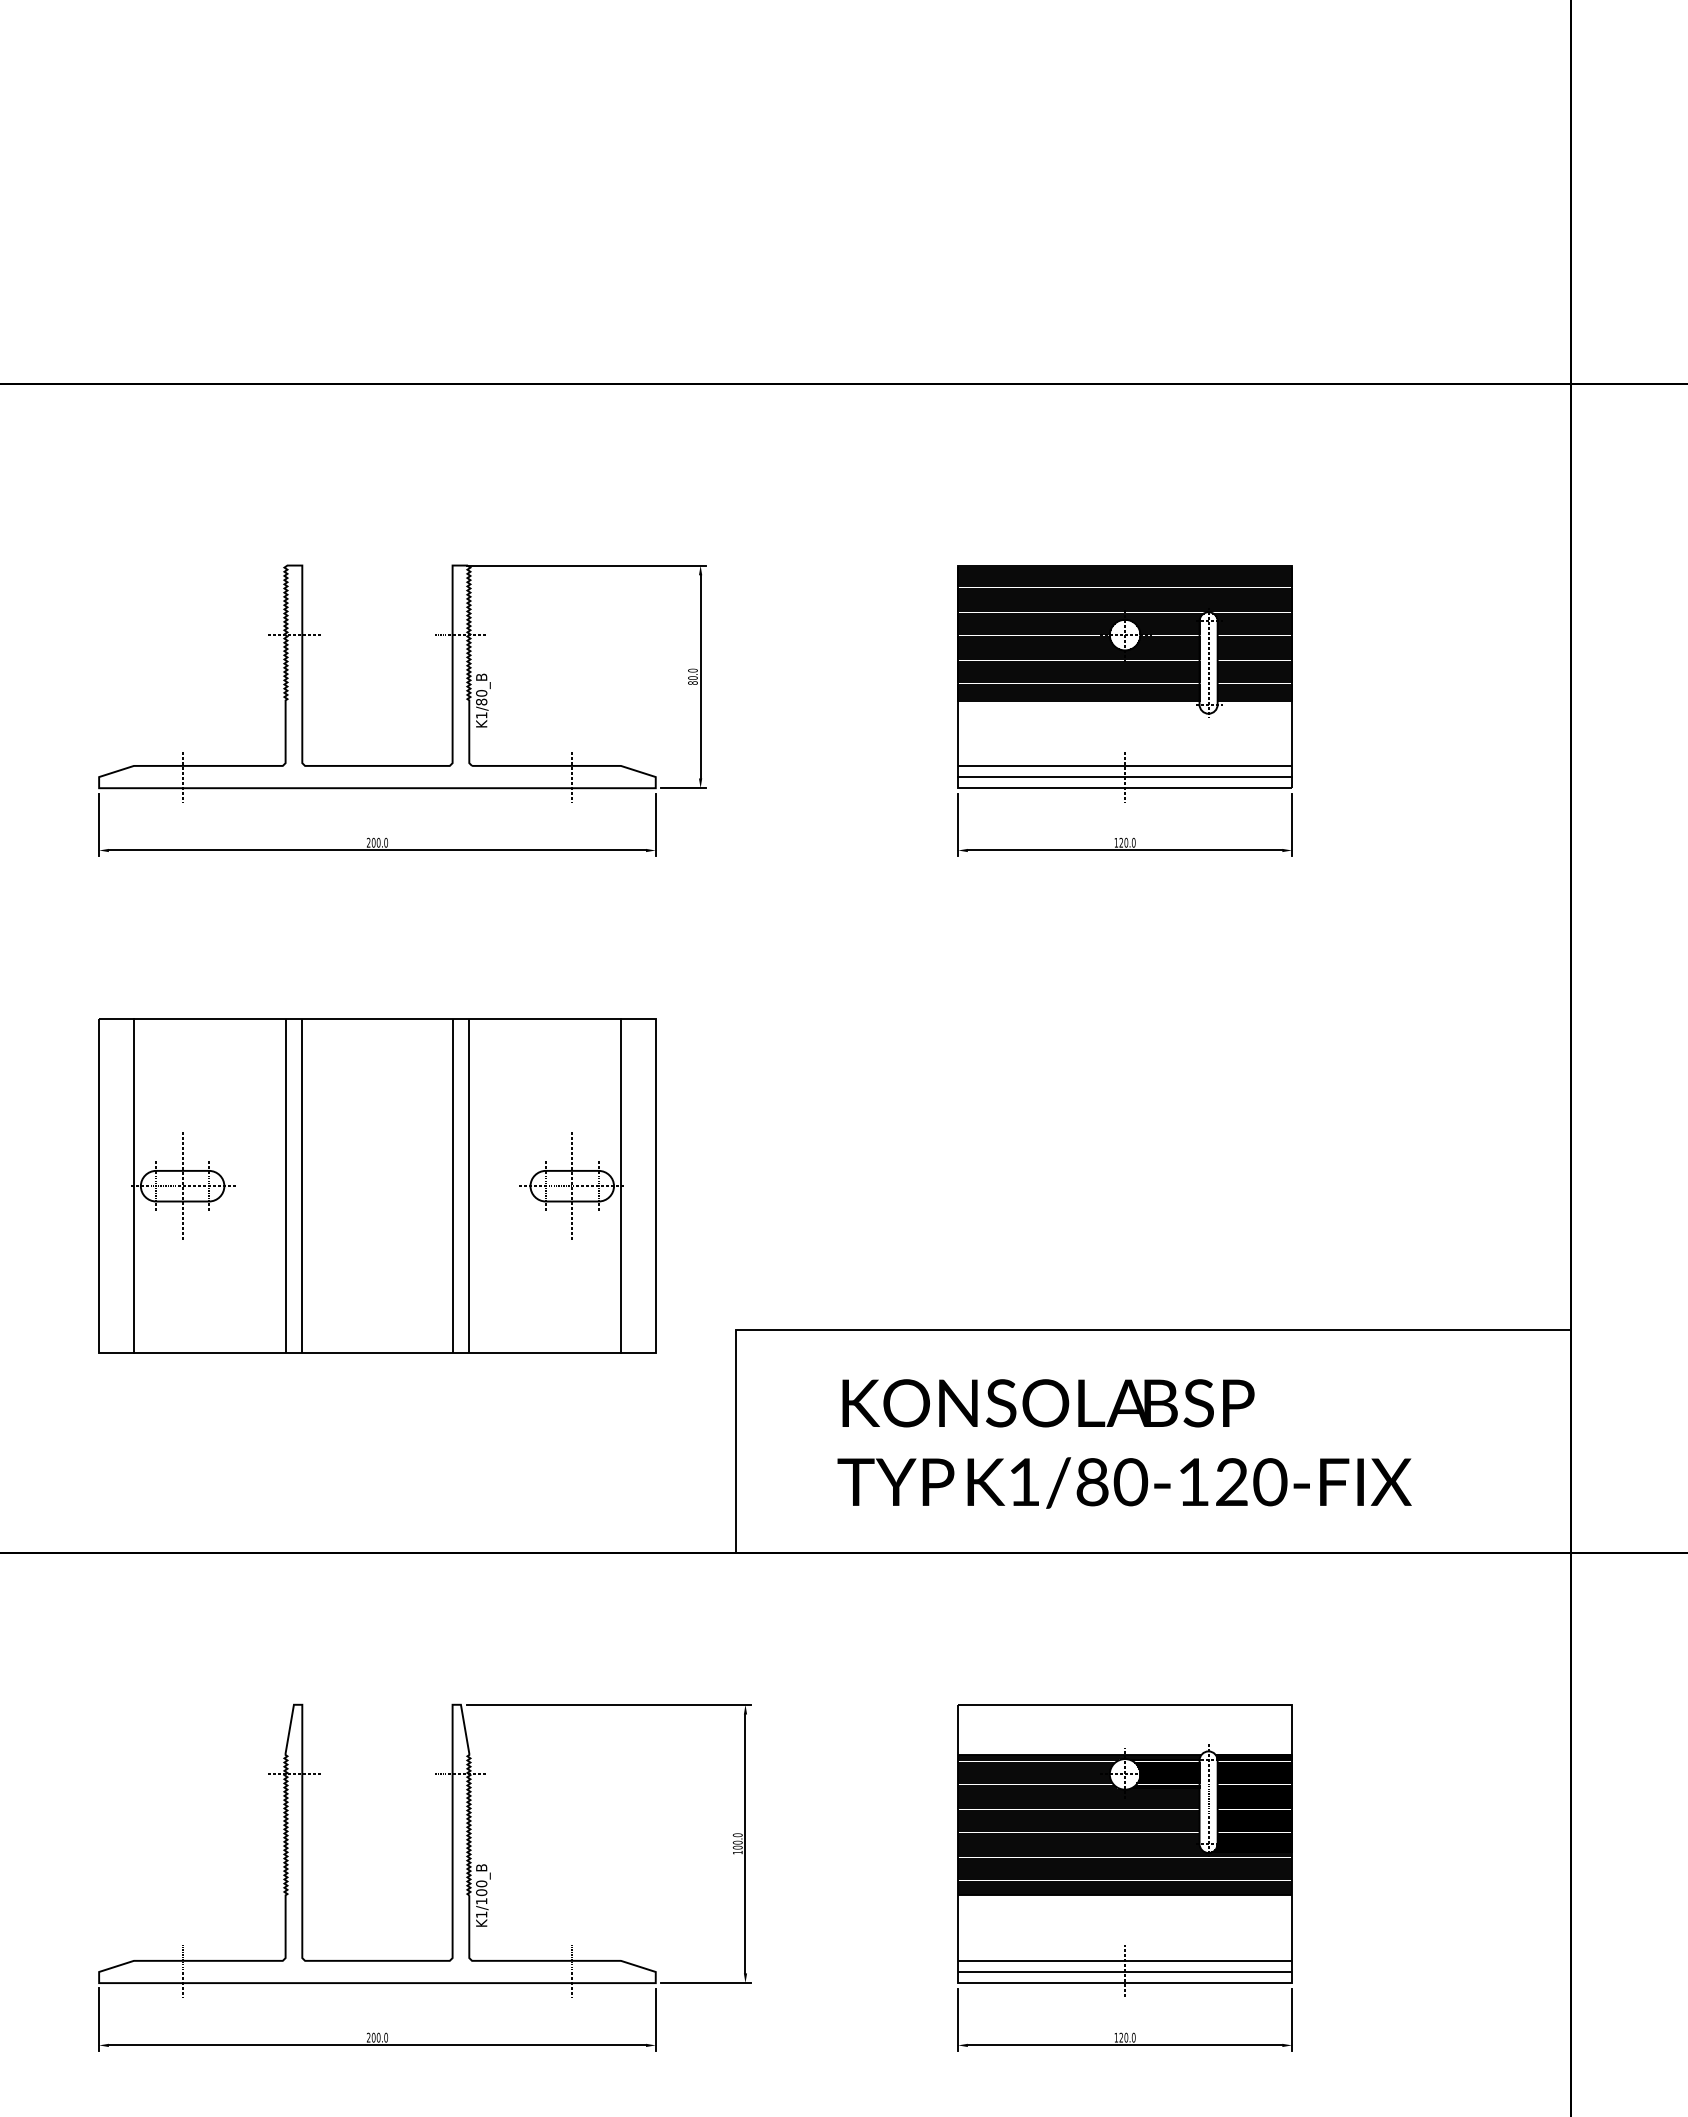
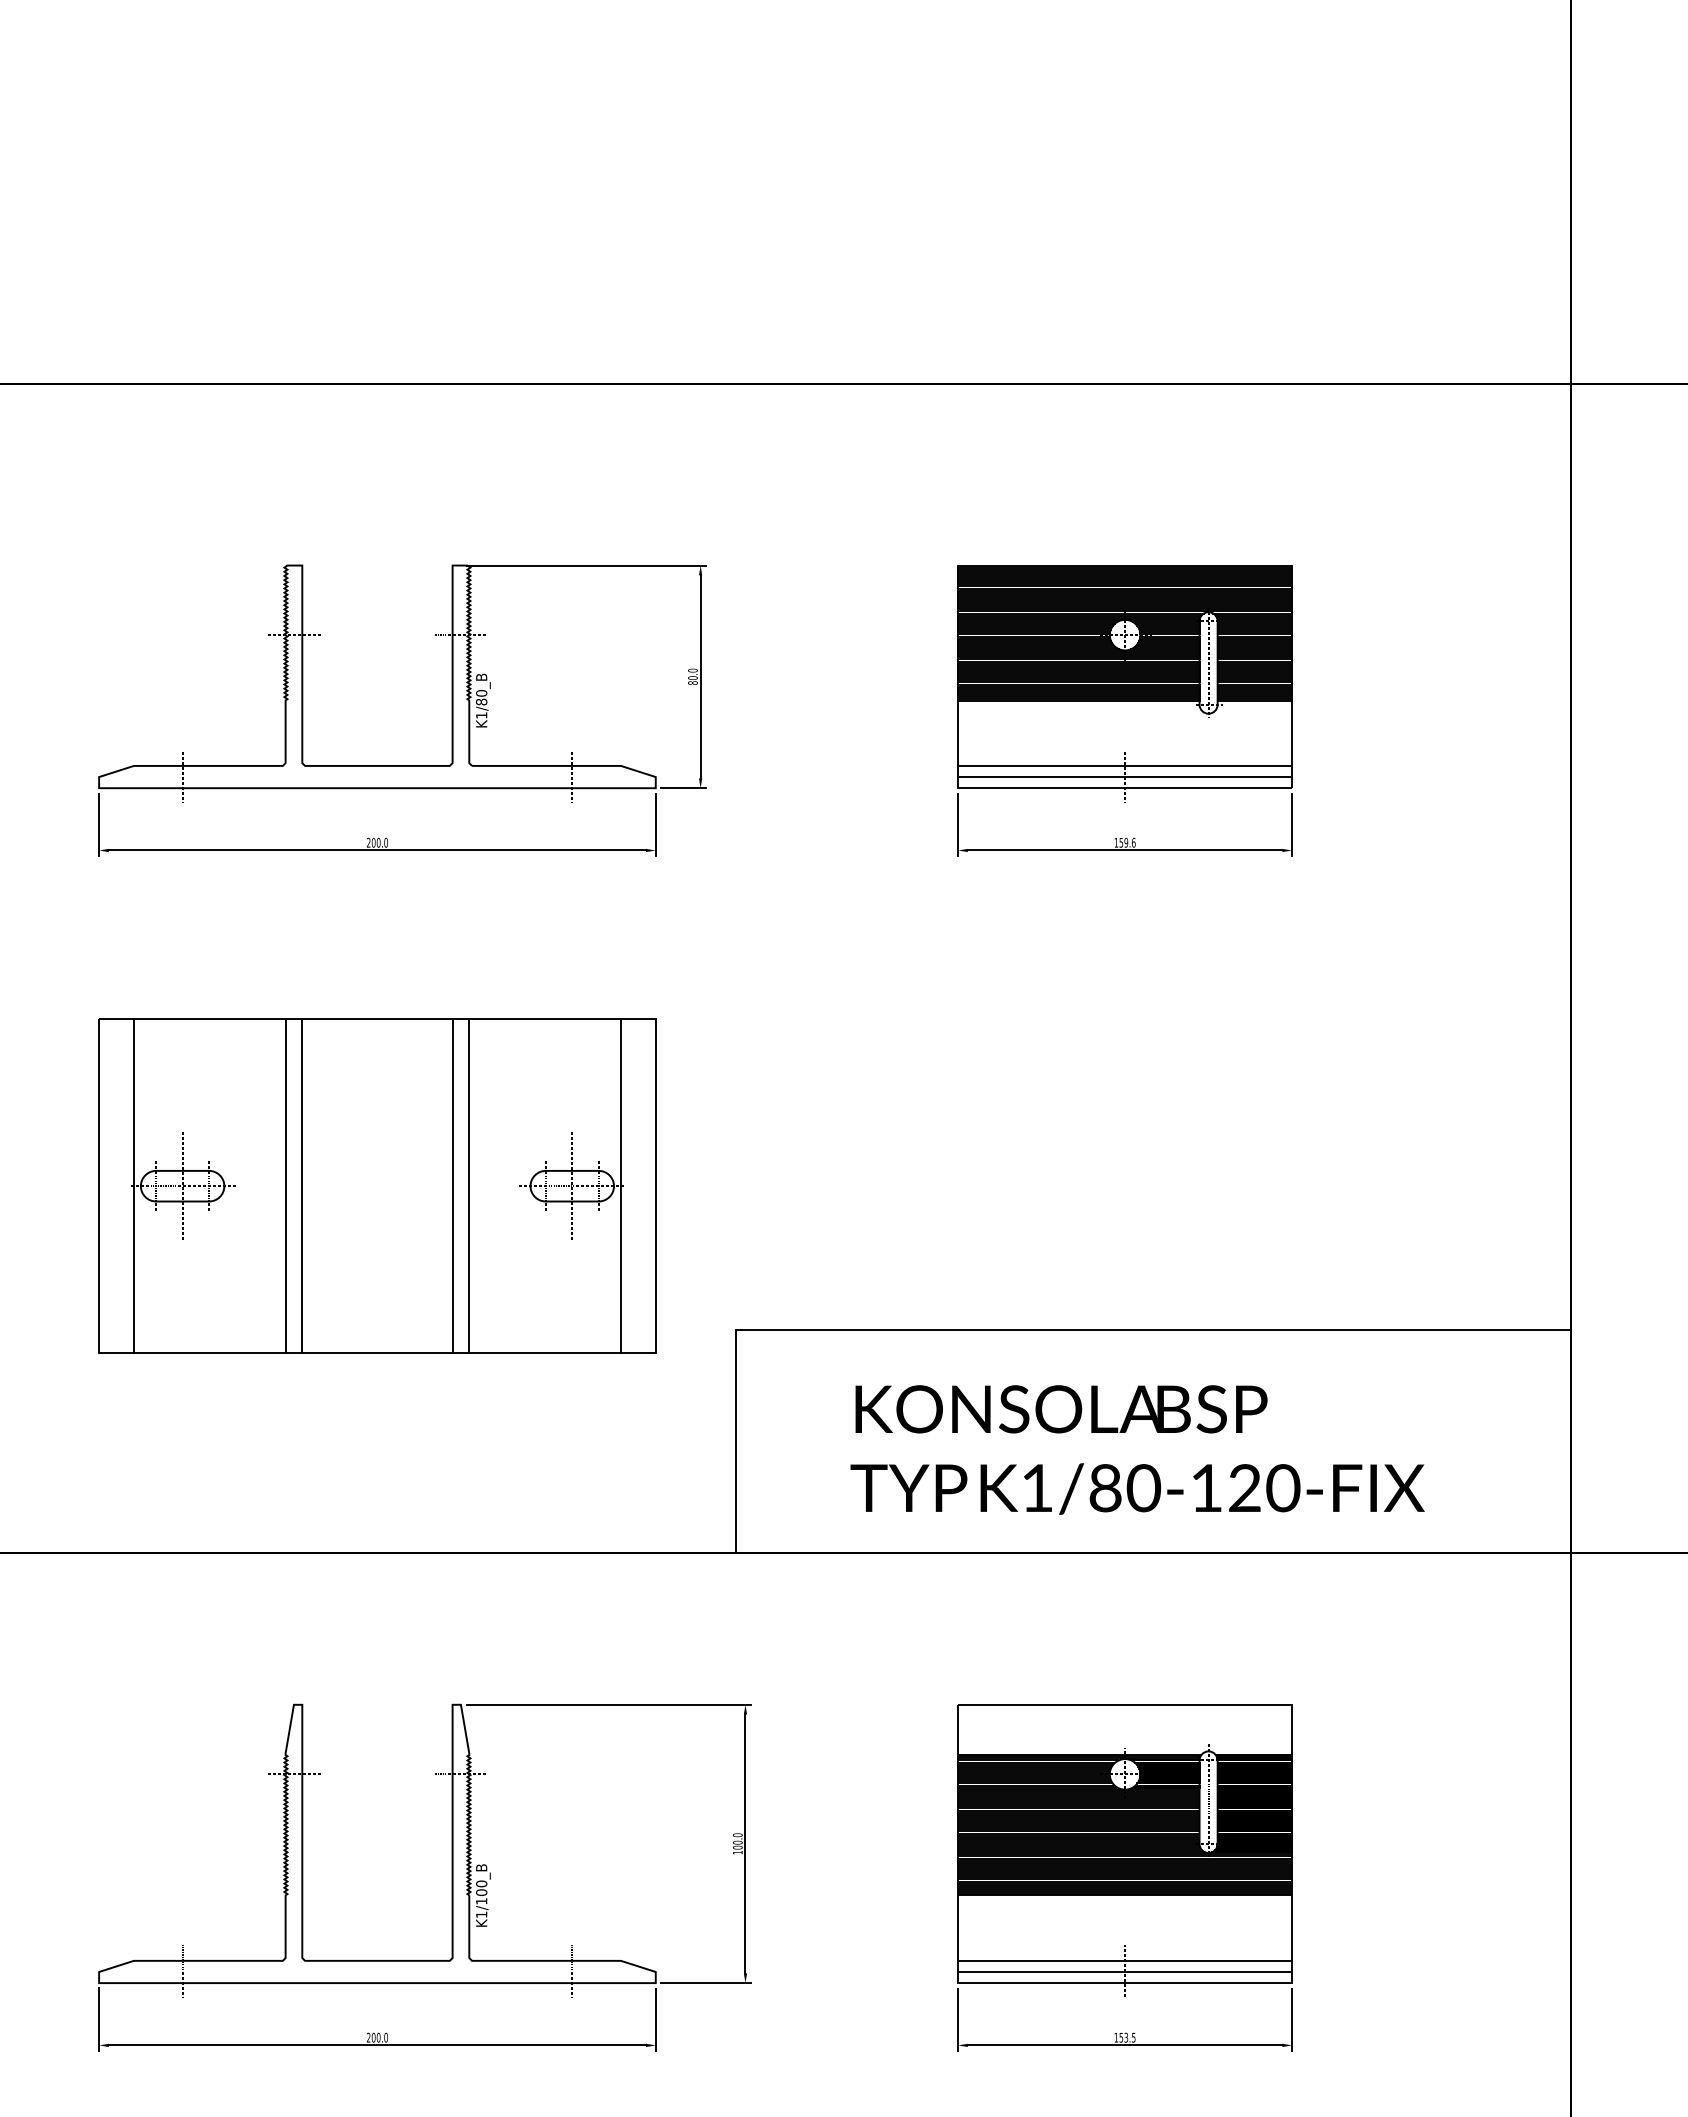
text: 120.0 -> 159.6 (1127, 842)
text position: (1124, 1443) -> (1137, 1449) (1137, 1449)
text: 120.0 -> 153.5 (1127, 2037)
